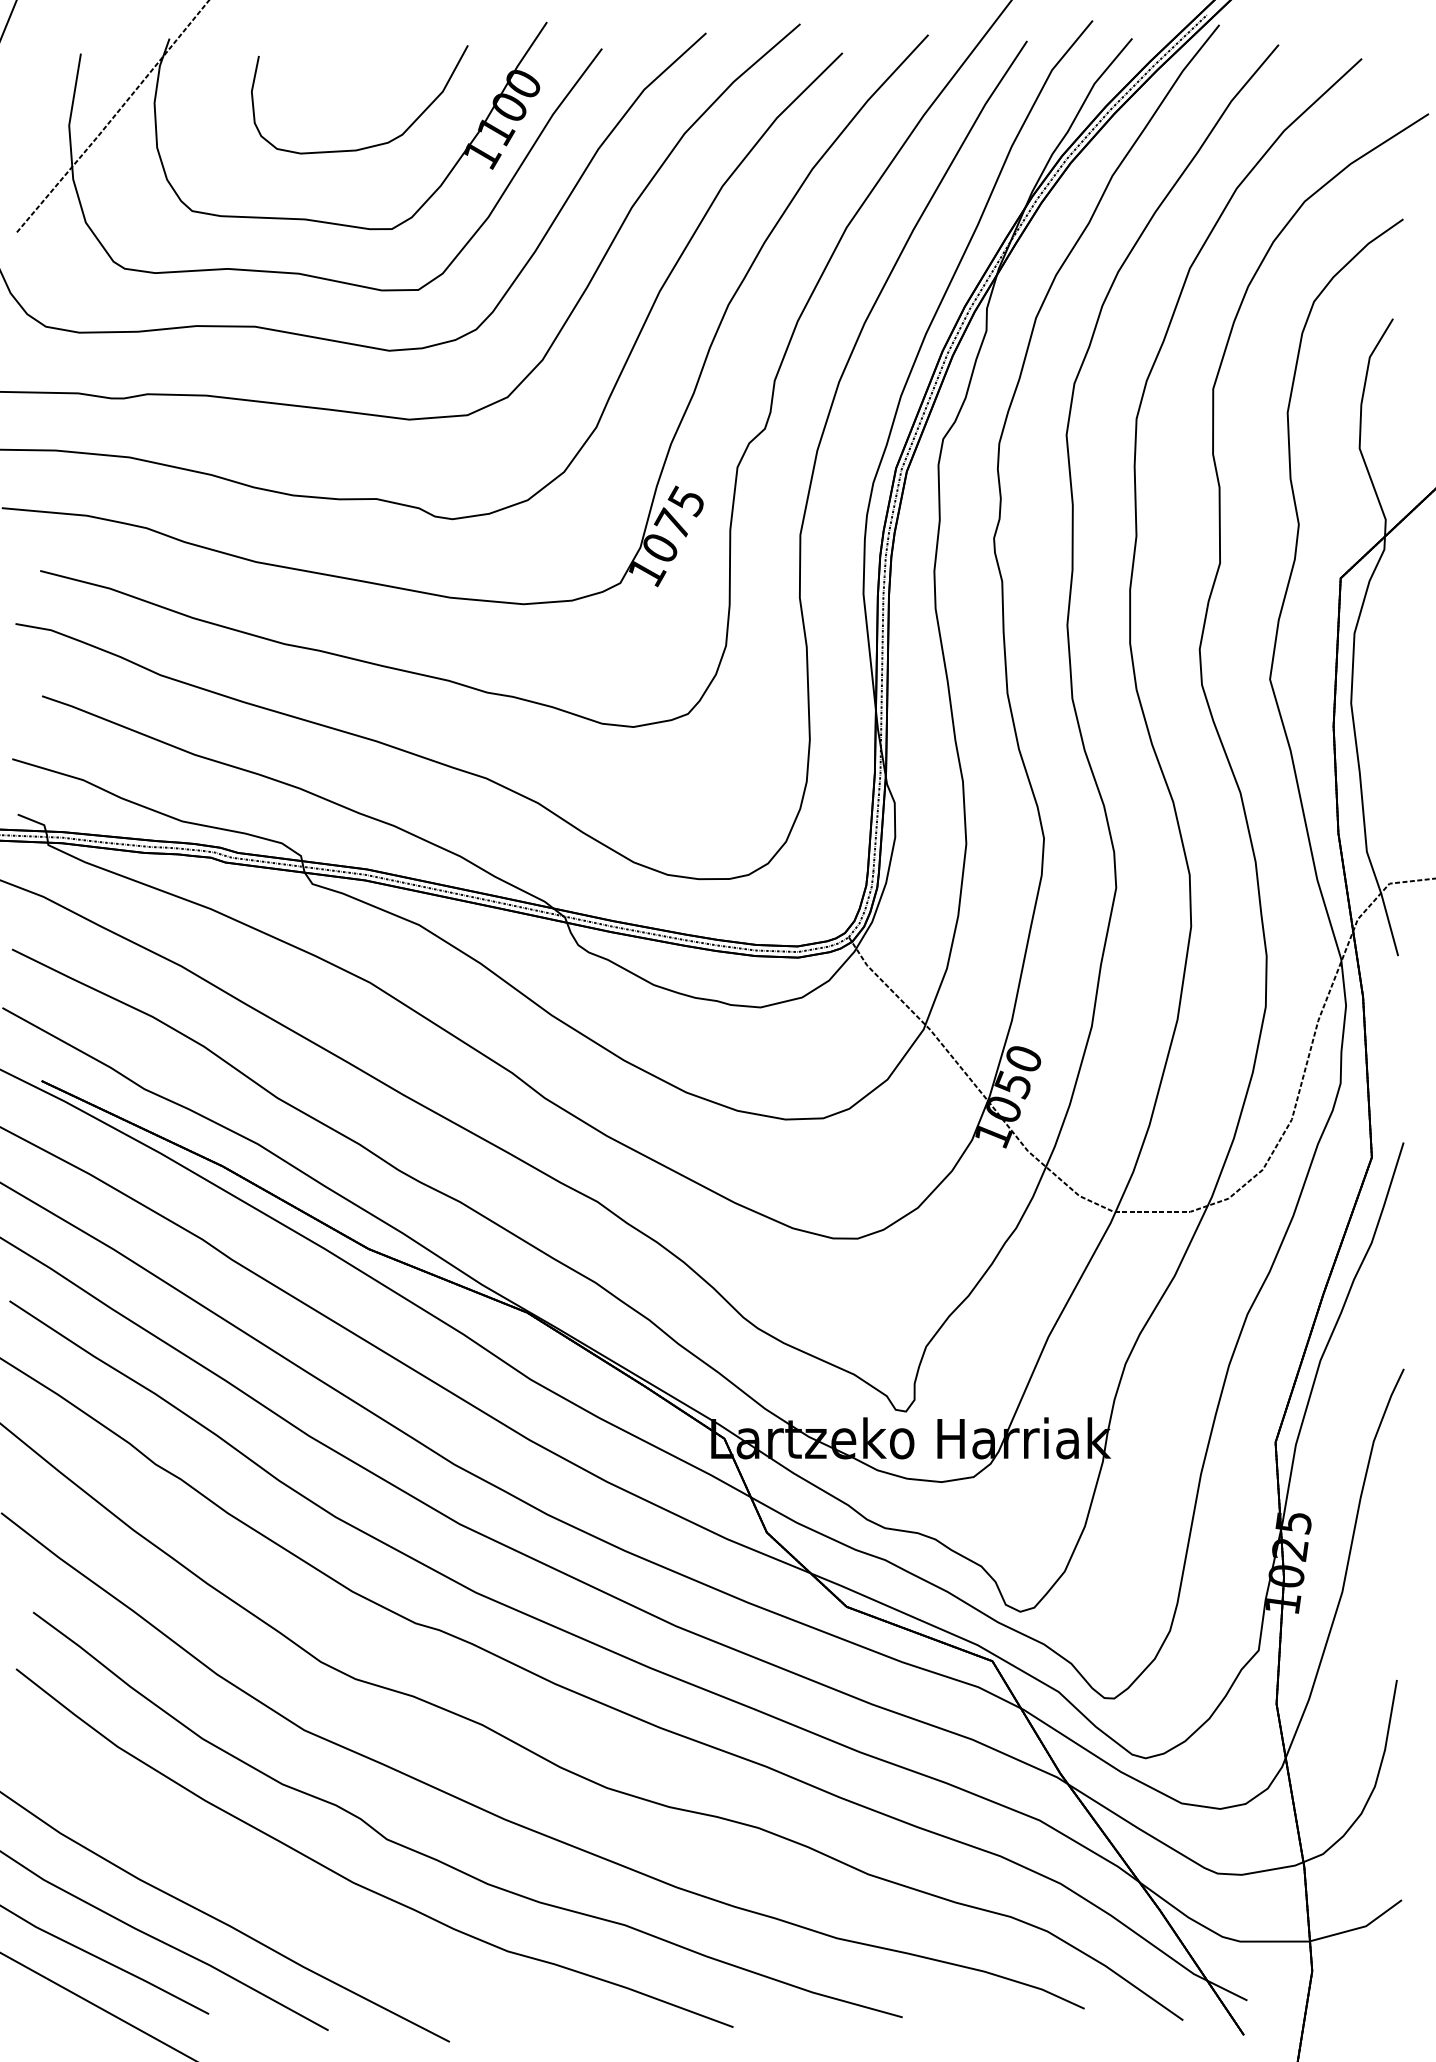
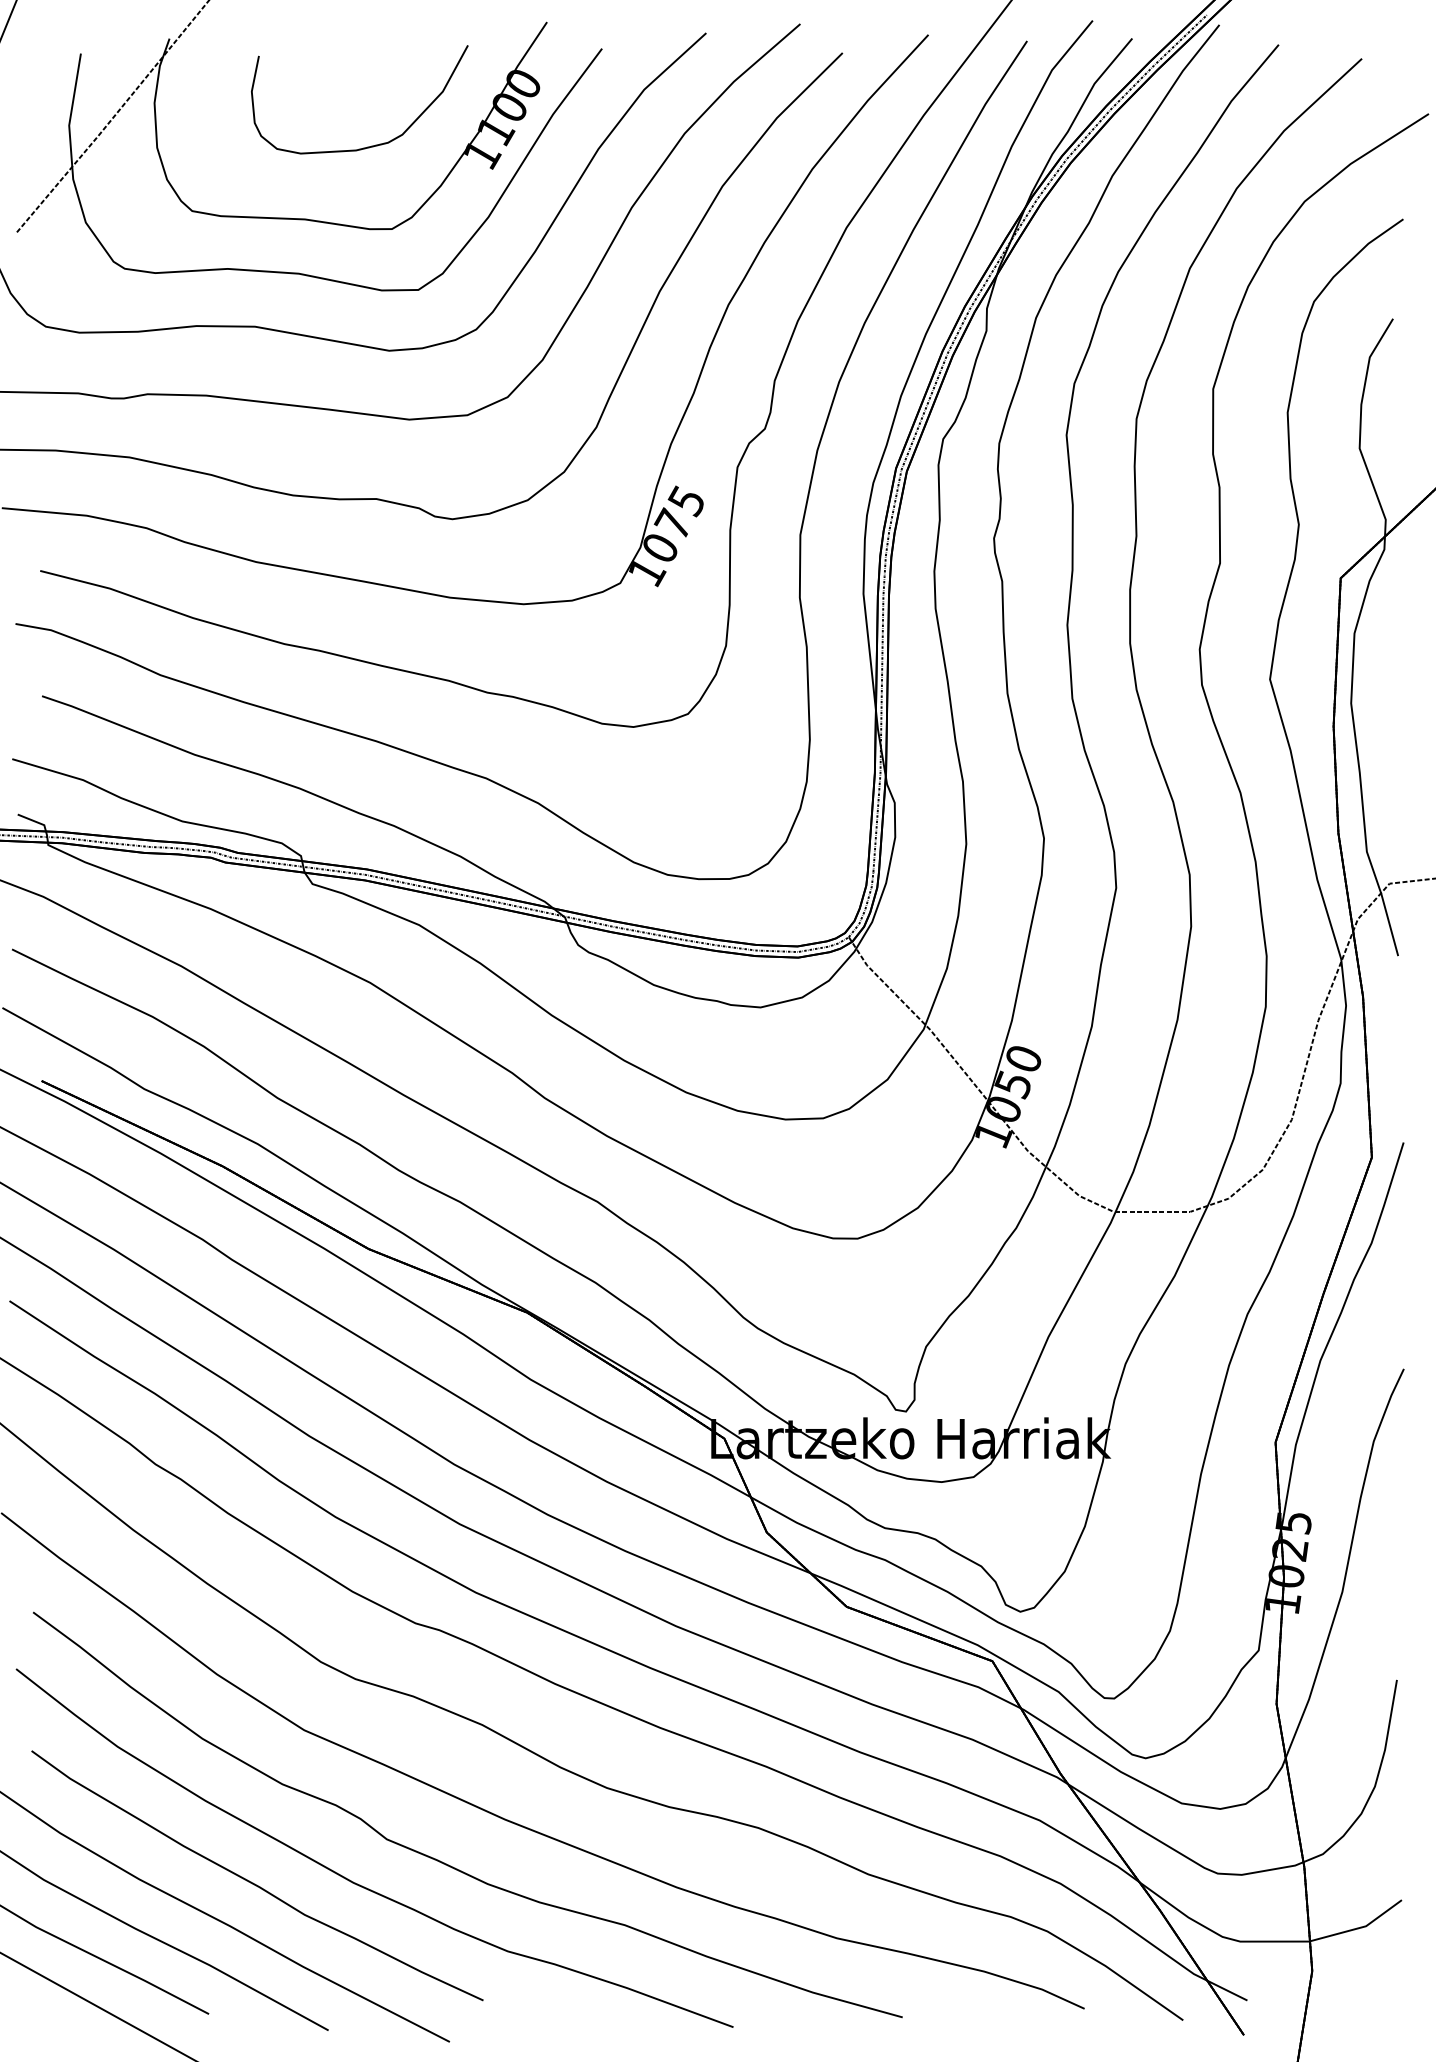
curve: none -> present (253, 1882)
